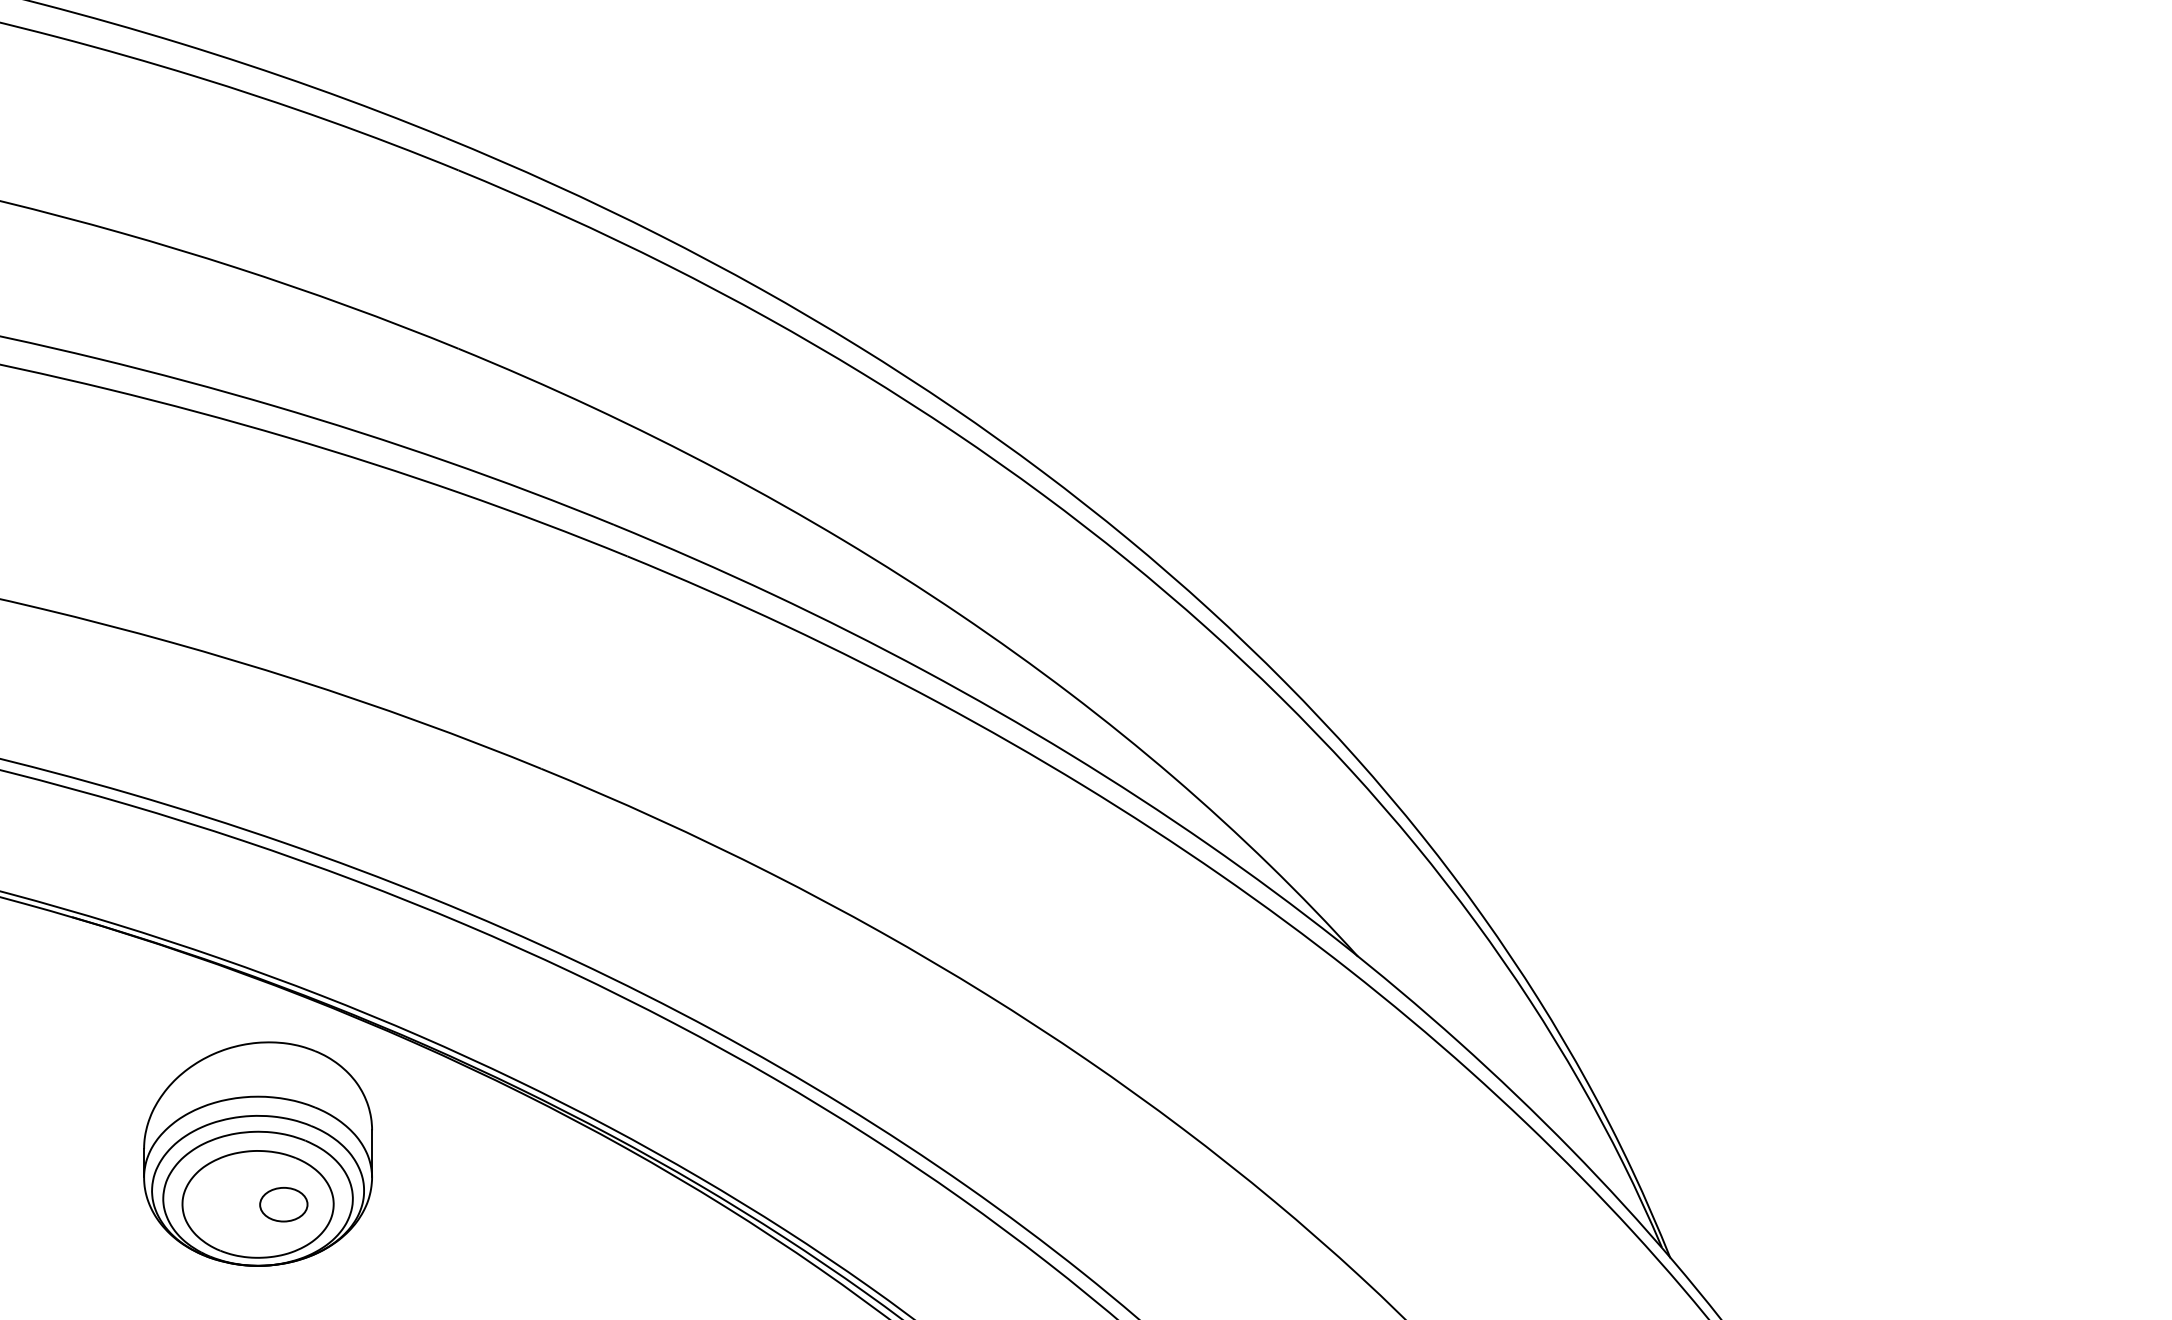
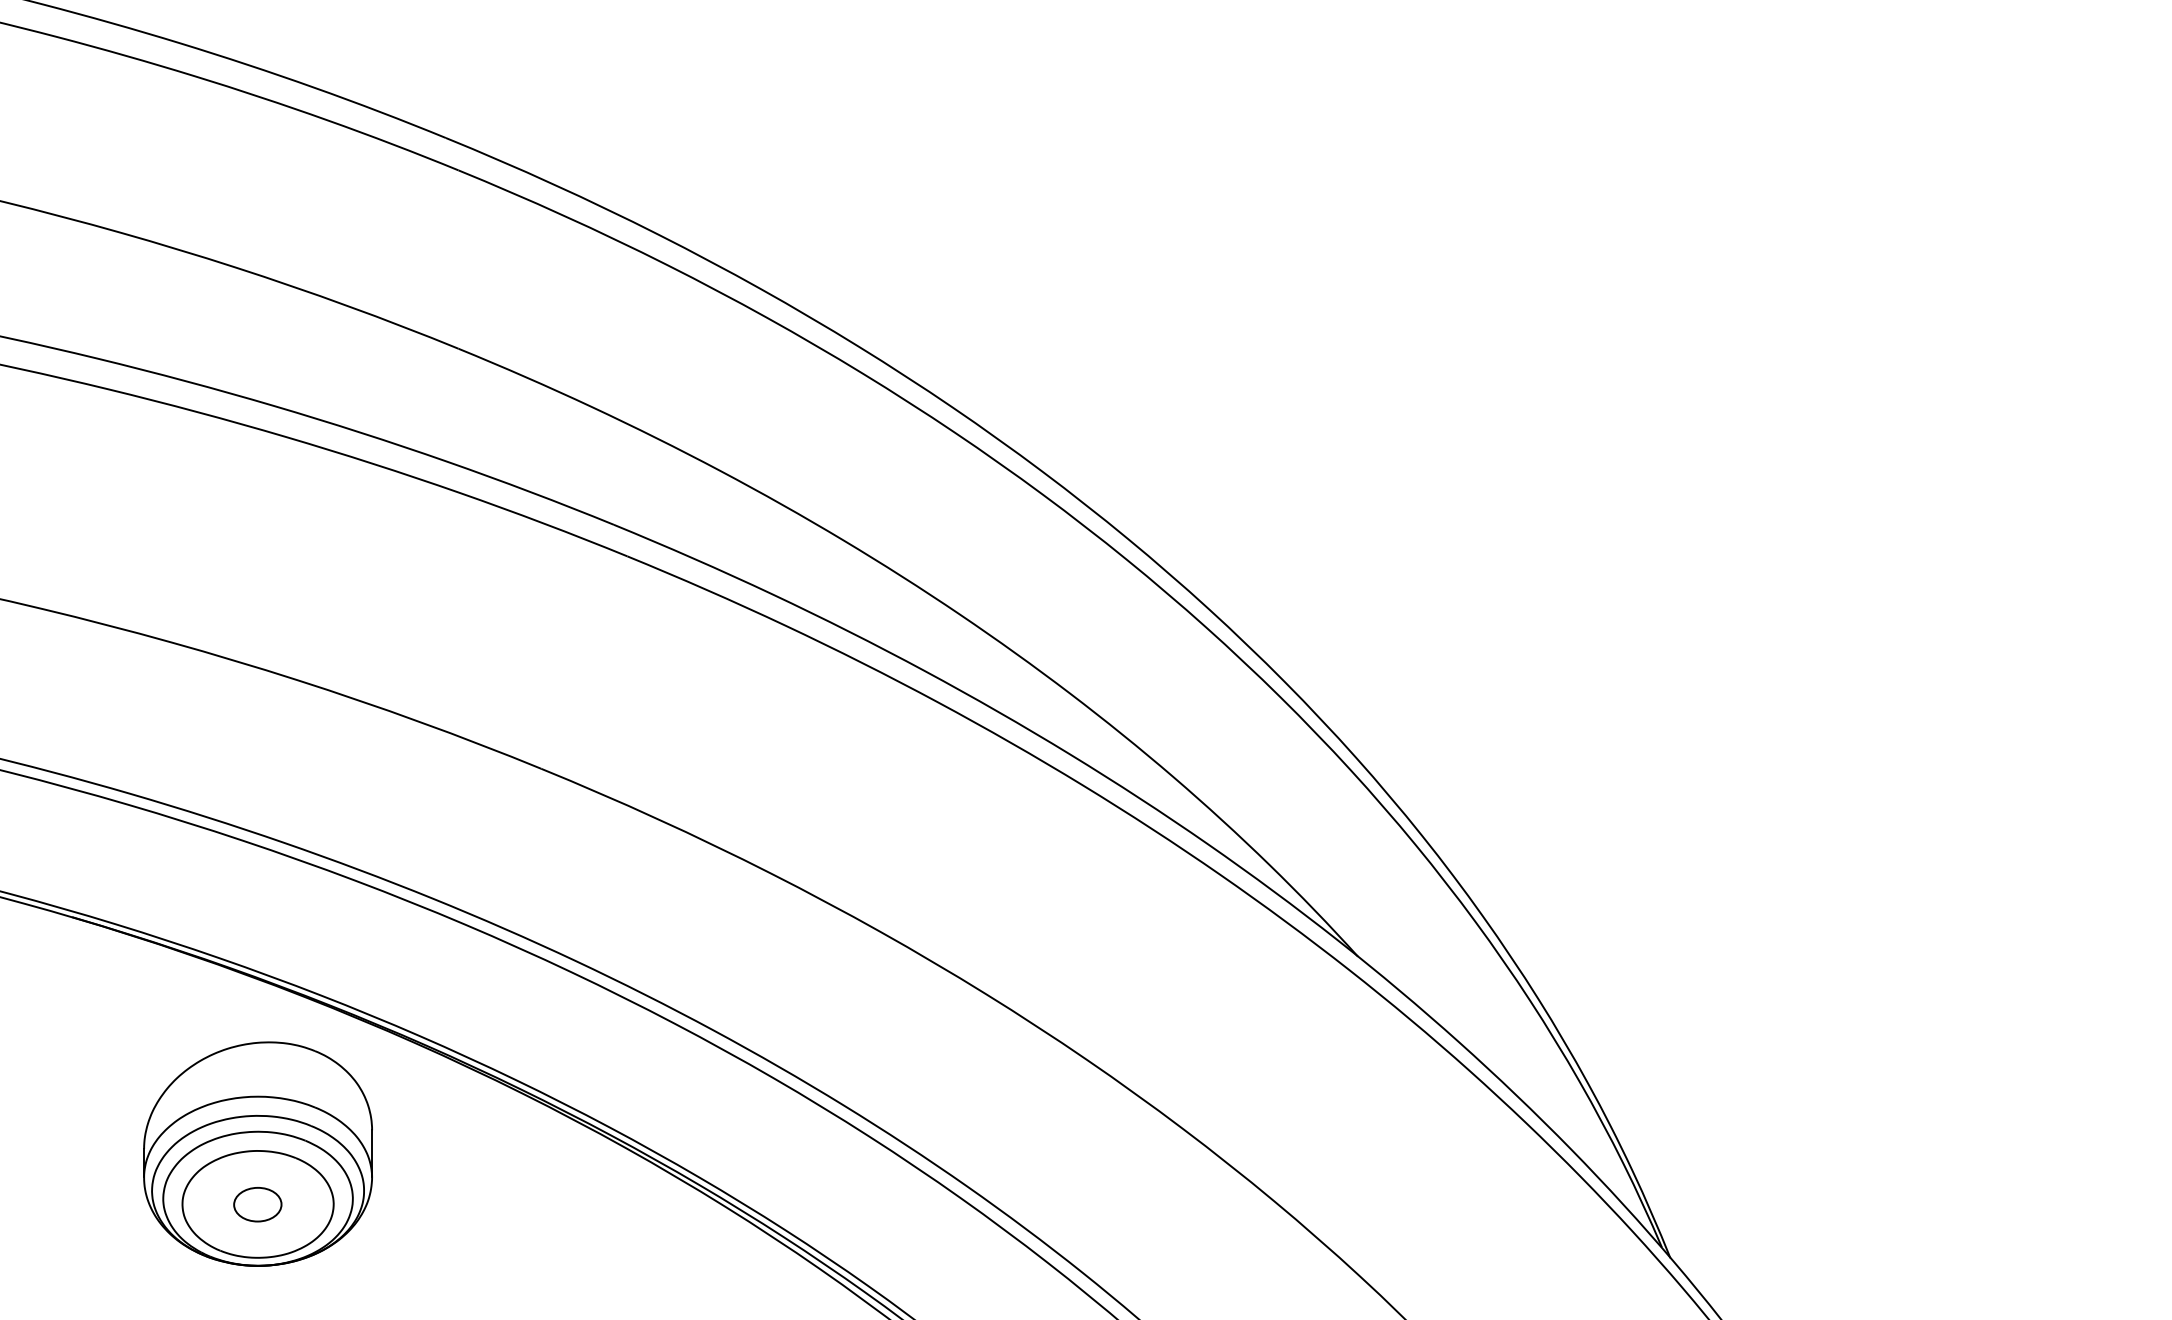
part position: (283, 1204) -> (257, 1204) (257, 1204)
